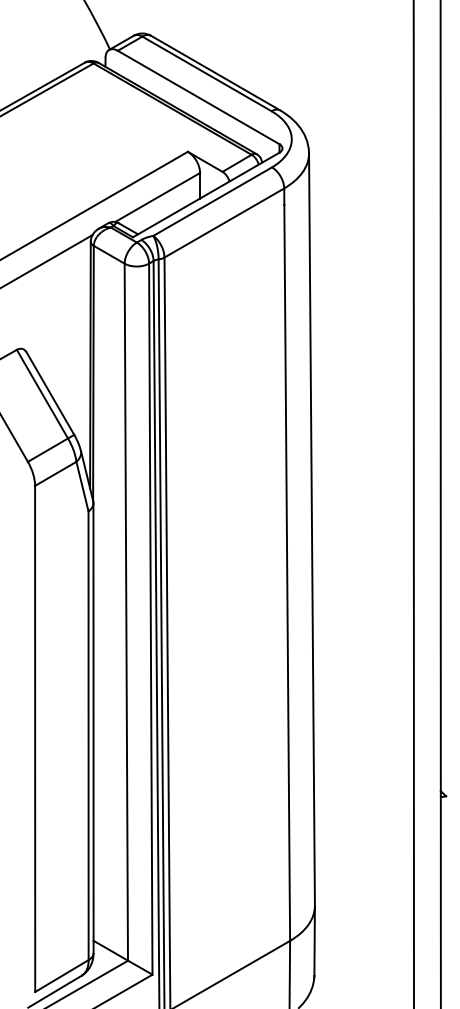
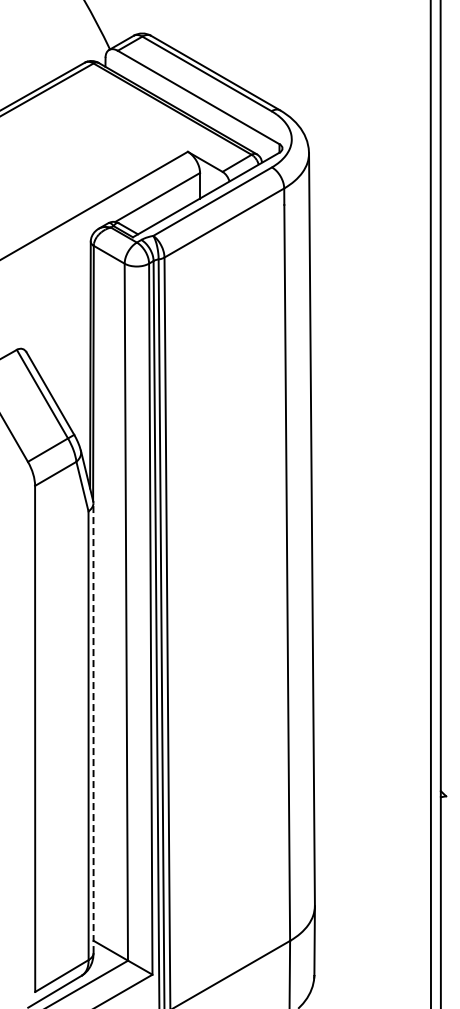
line: present -> none (47, 261)
line position: (413, 503) -> (430, 503) (430, 503)
line: solid -> dashed (93, 728)
